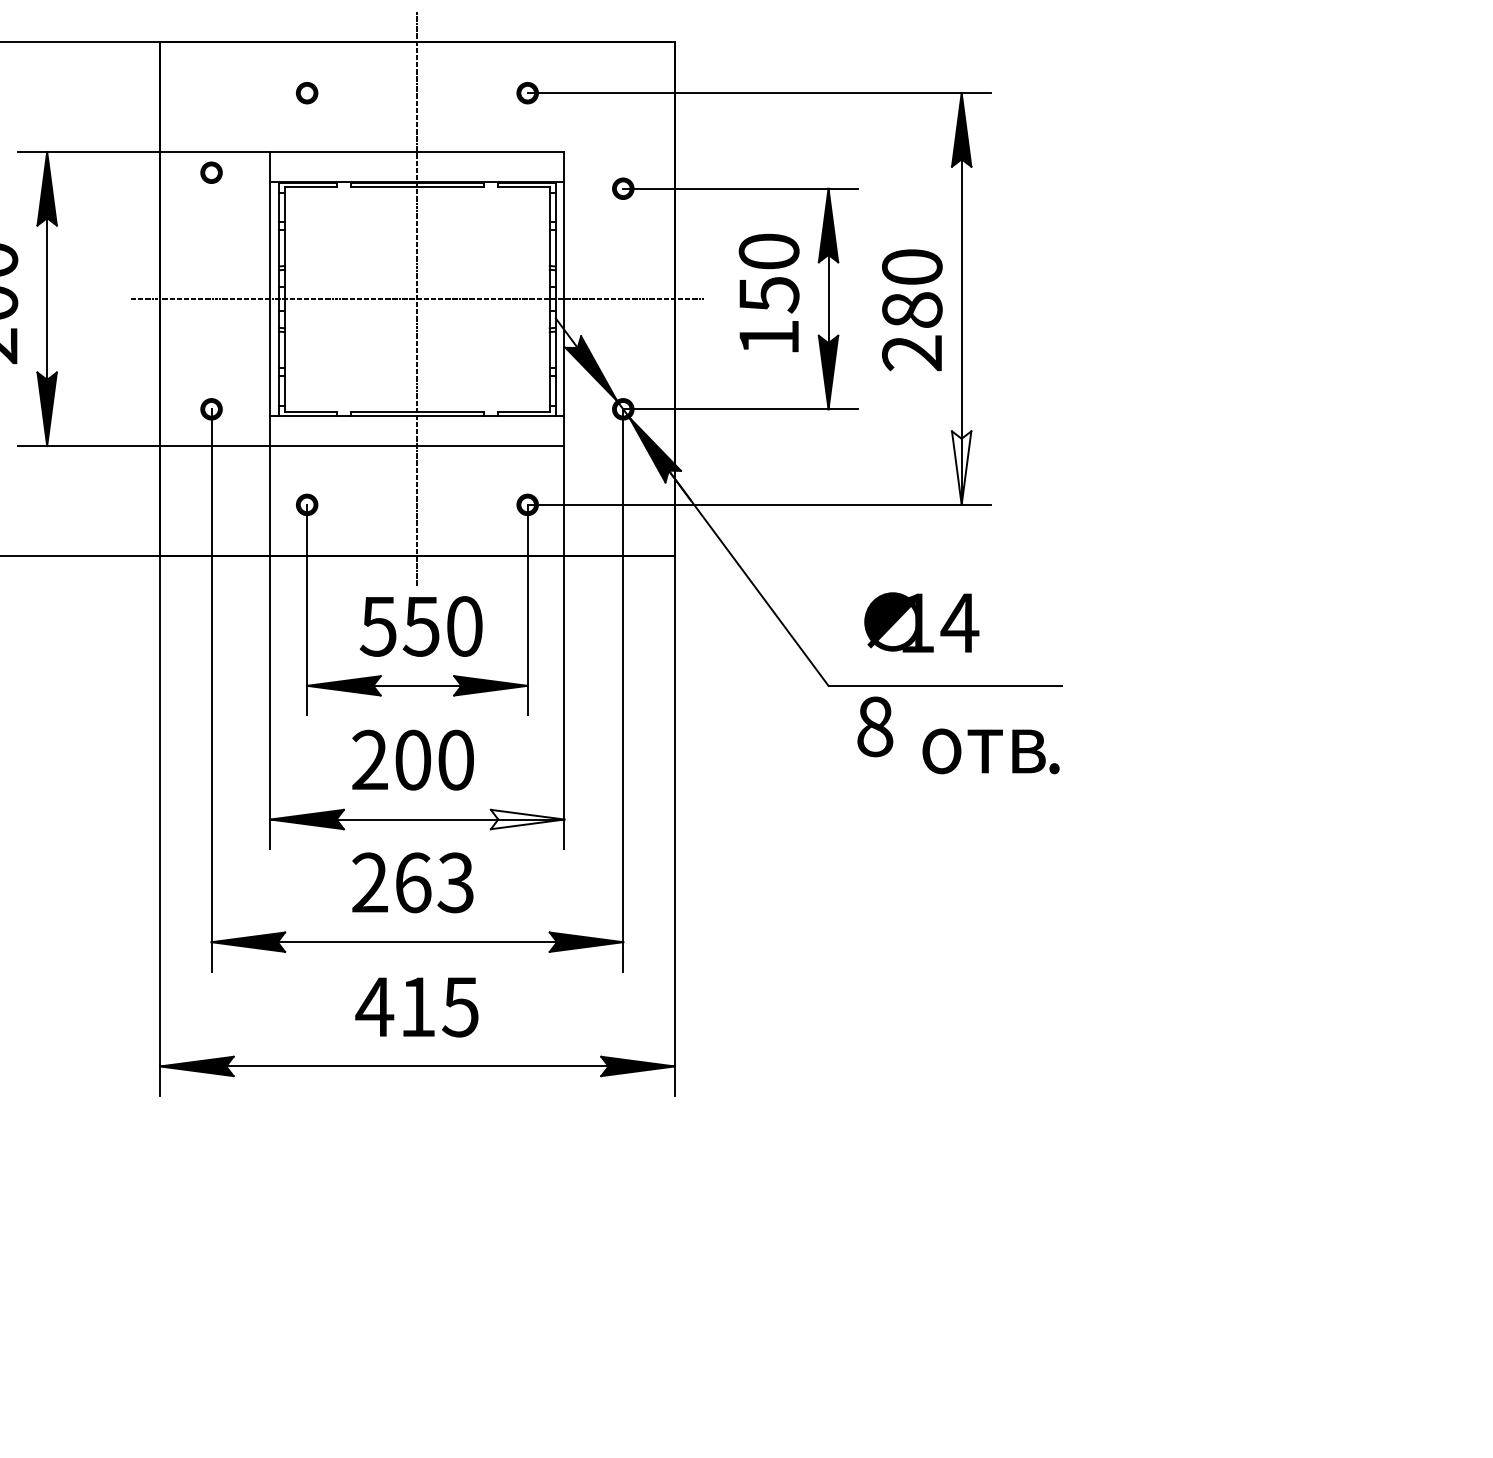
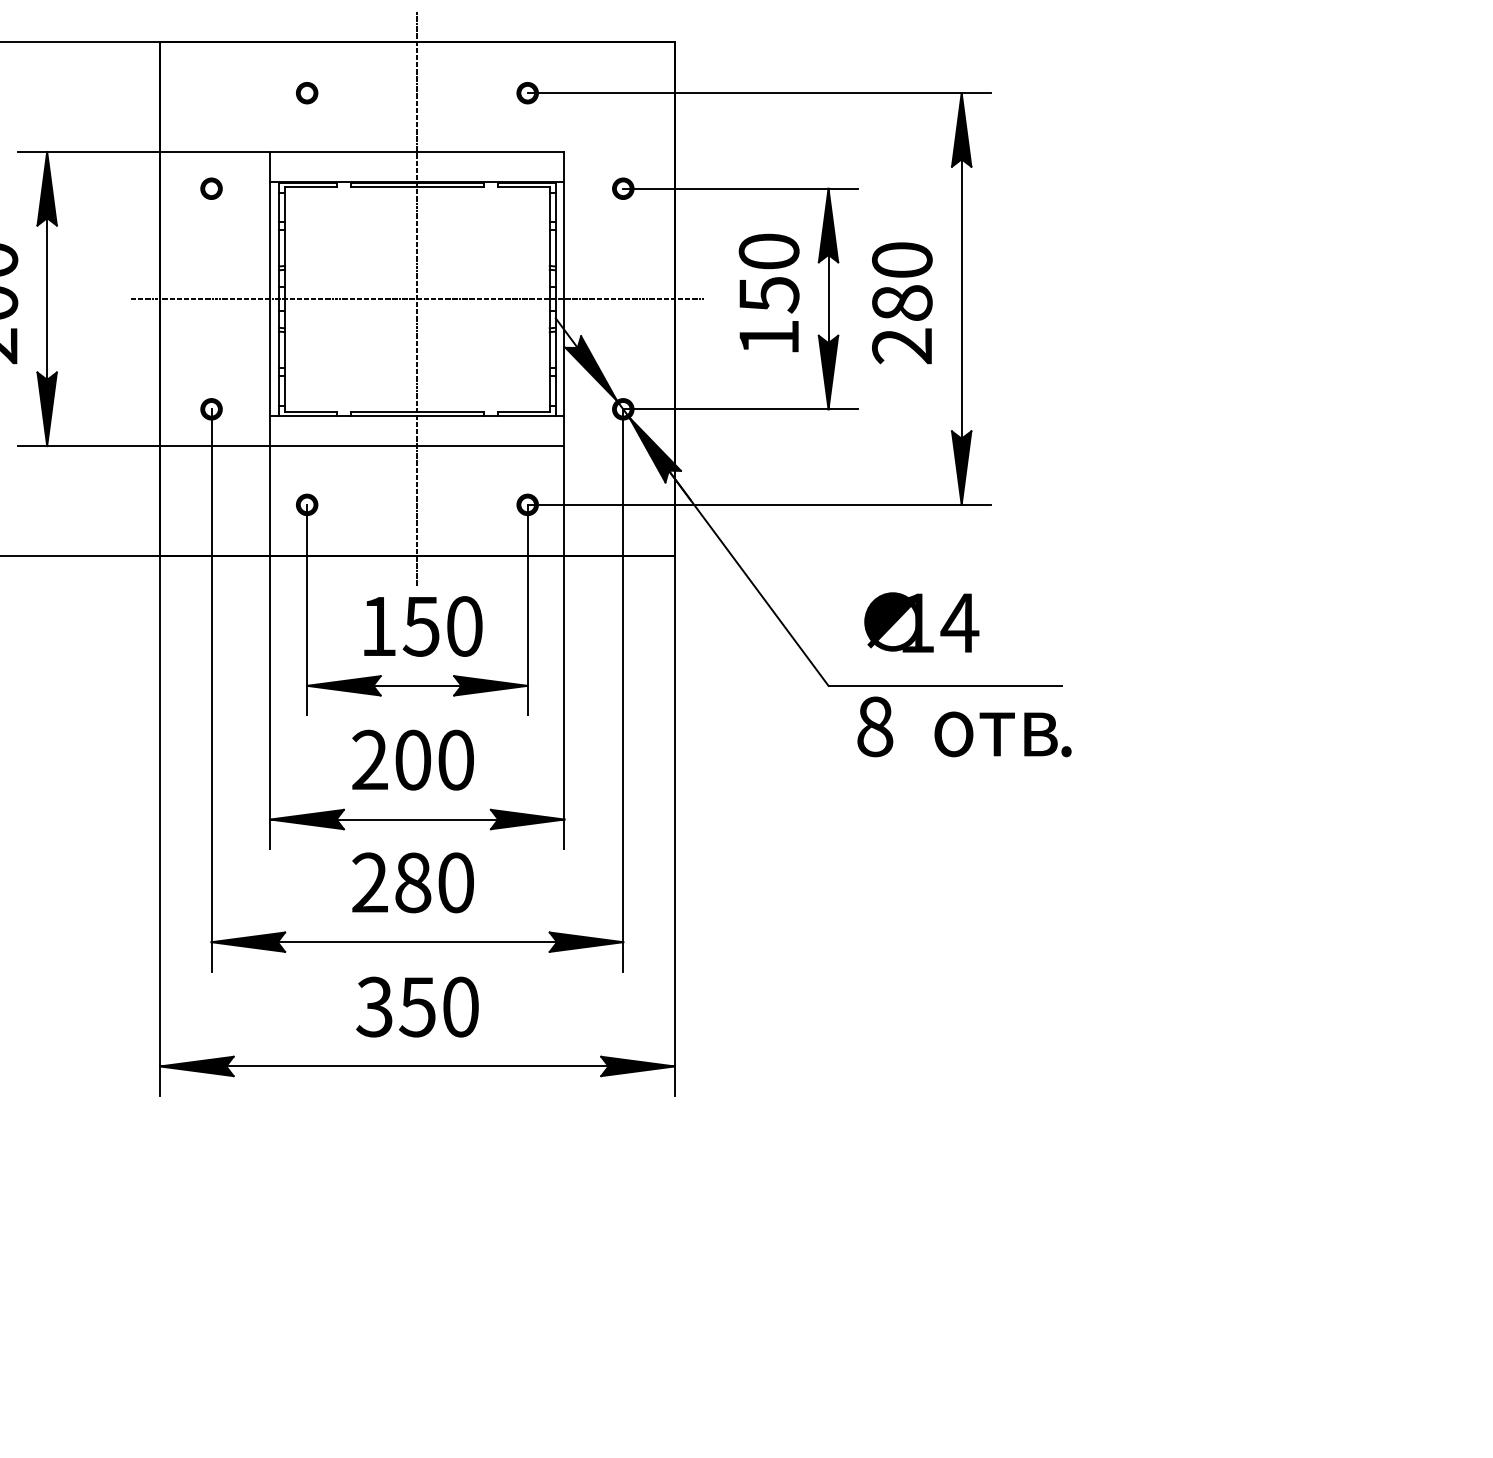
part position: (211, 172) -> (211, 188) (211, 188)
text position: (912, 310) -> (902, 303) (902, 303)
fill: none -> present (961, 467)
text: 550 -> 150 (377, 626)
text position: (990, 751) -> (1002, 734) (1002, 734)
fill: none -> present (527, 819)
text: 263 -> 280 (434, 882)
text: 415 -> 350 (416, 1006)
